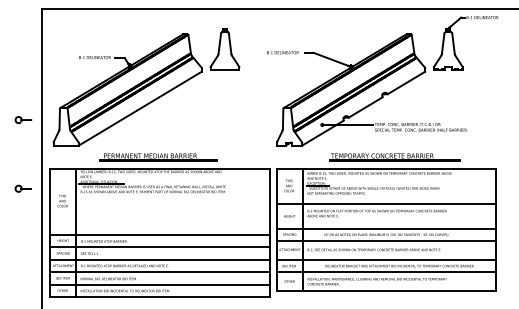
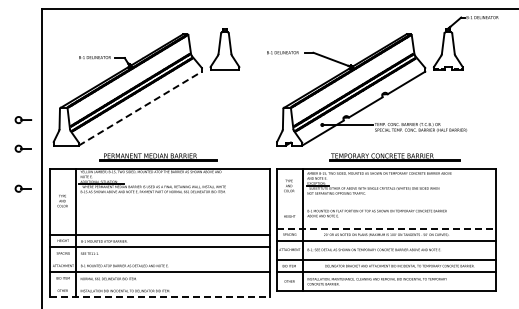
line: solid -> dashed (140, 108)
part: none -> present (22, 148)
line: present -> none (386, 203)
line: solid -> dashed (386, 228)
line: present -> none (159, 259)
line: present -> none (159, 284)
line: solid -> dashed (159, 297)
